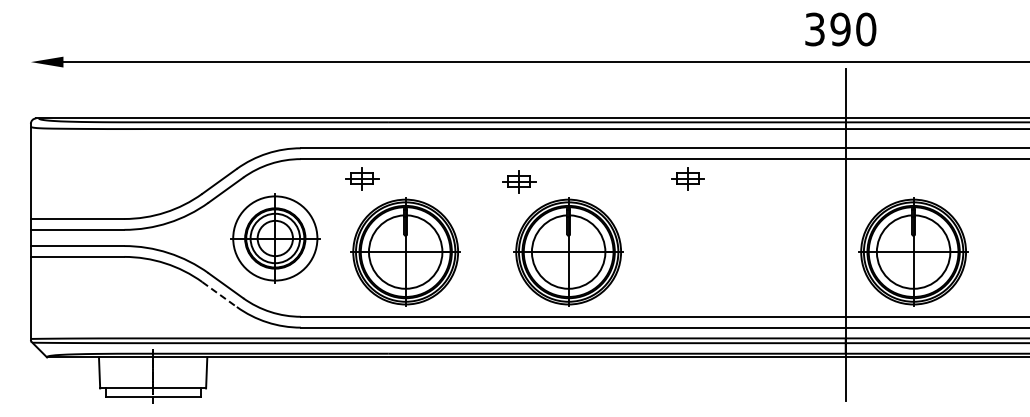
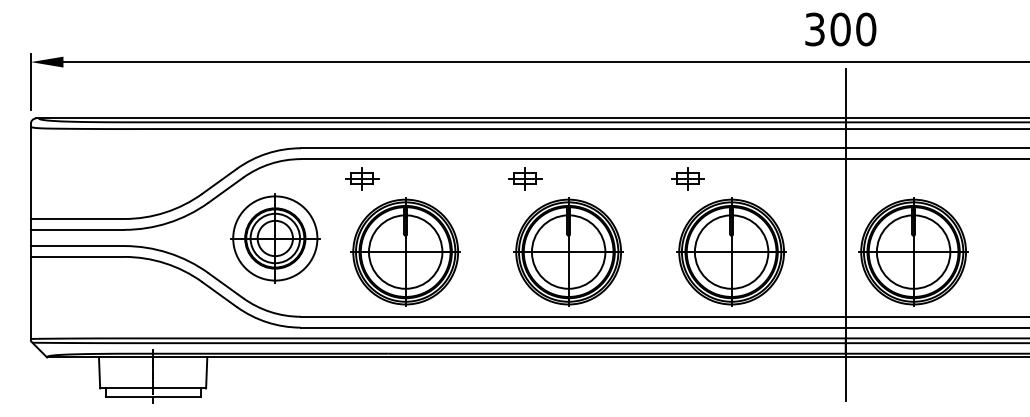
text: 390 -> 300 (840, 29)
line: none -> present (30, 81)
part position: (519, 181) -> (525, 178) (525, 178)
part: none -> present (731, 251)
line: dashed -> solid (219, 294)
